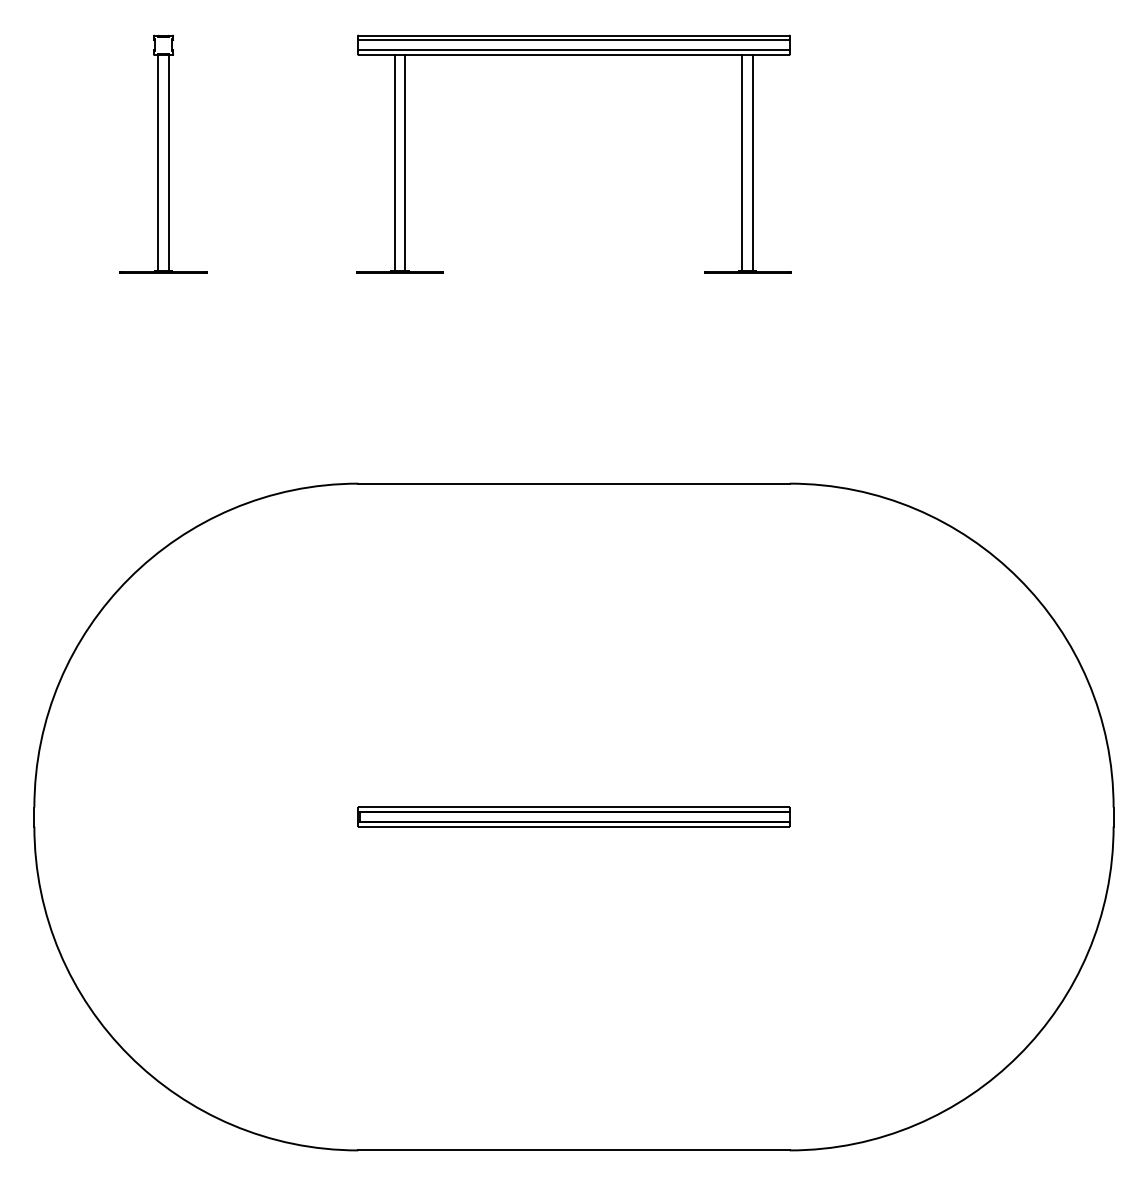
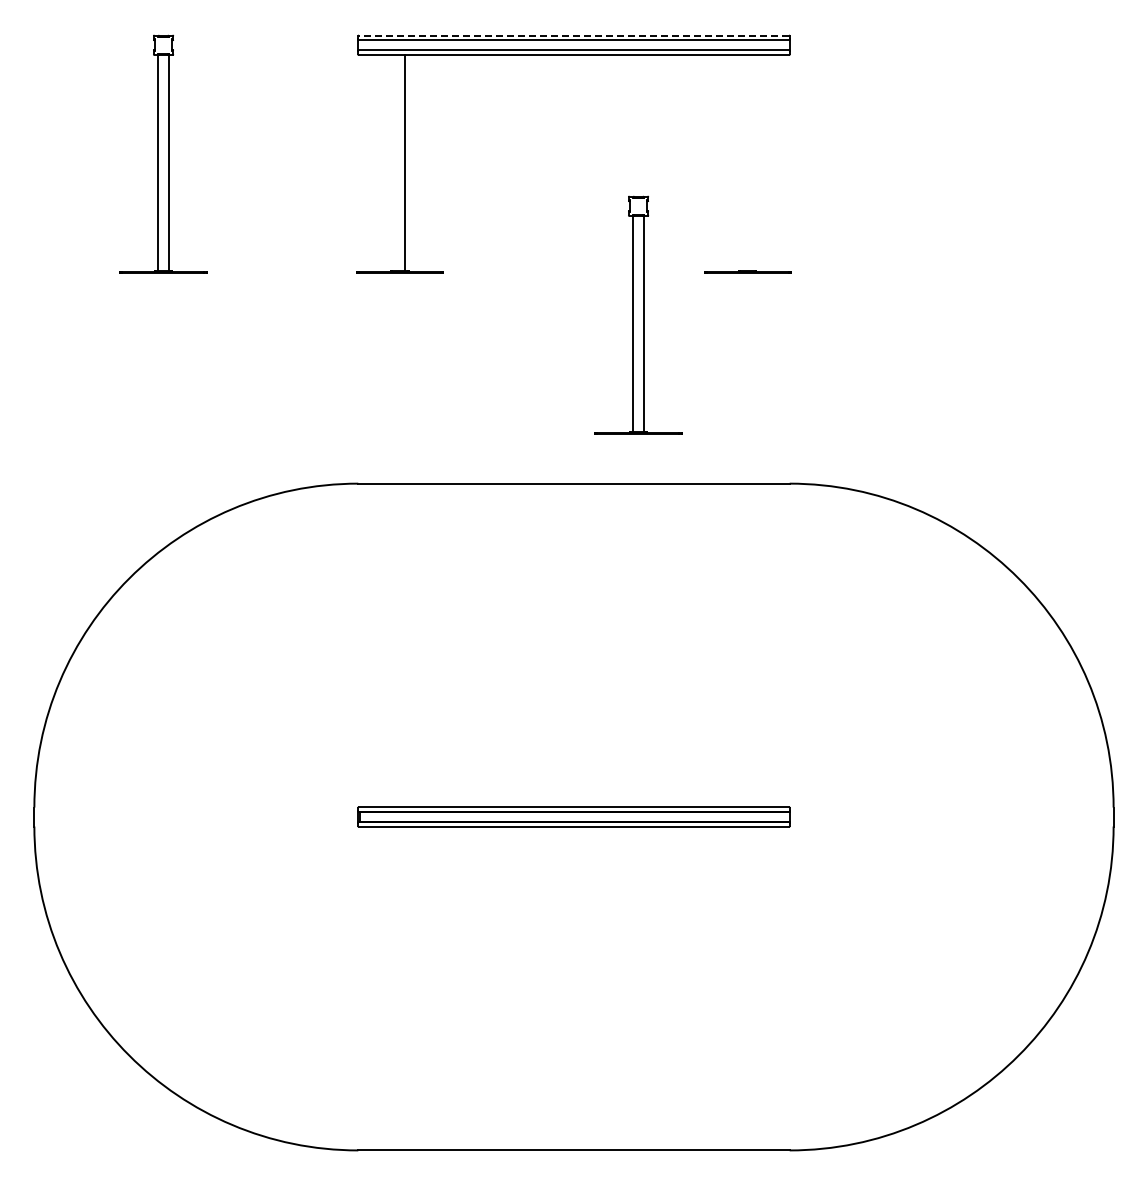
line: solid -> dashed (573, 35)
line: present -> none (394, 163)
line: present -> none (742, 163)
line: present -> none (752, 163)
part: none -> present (638, 314)
